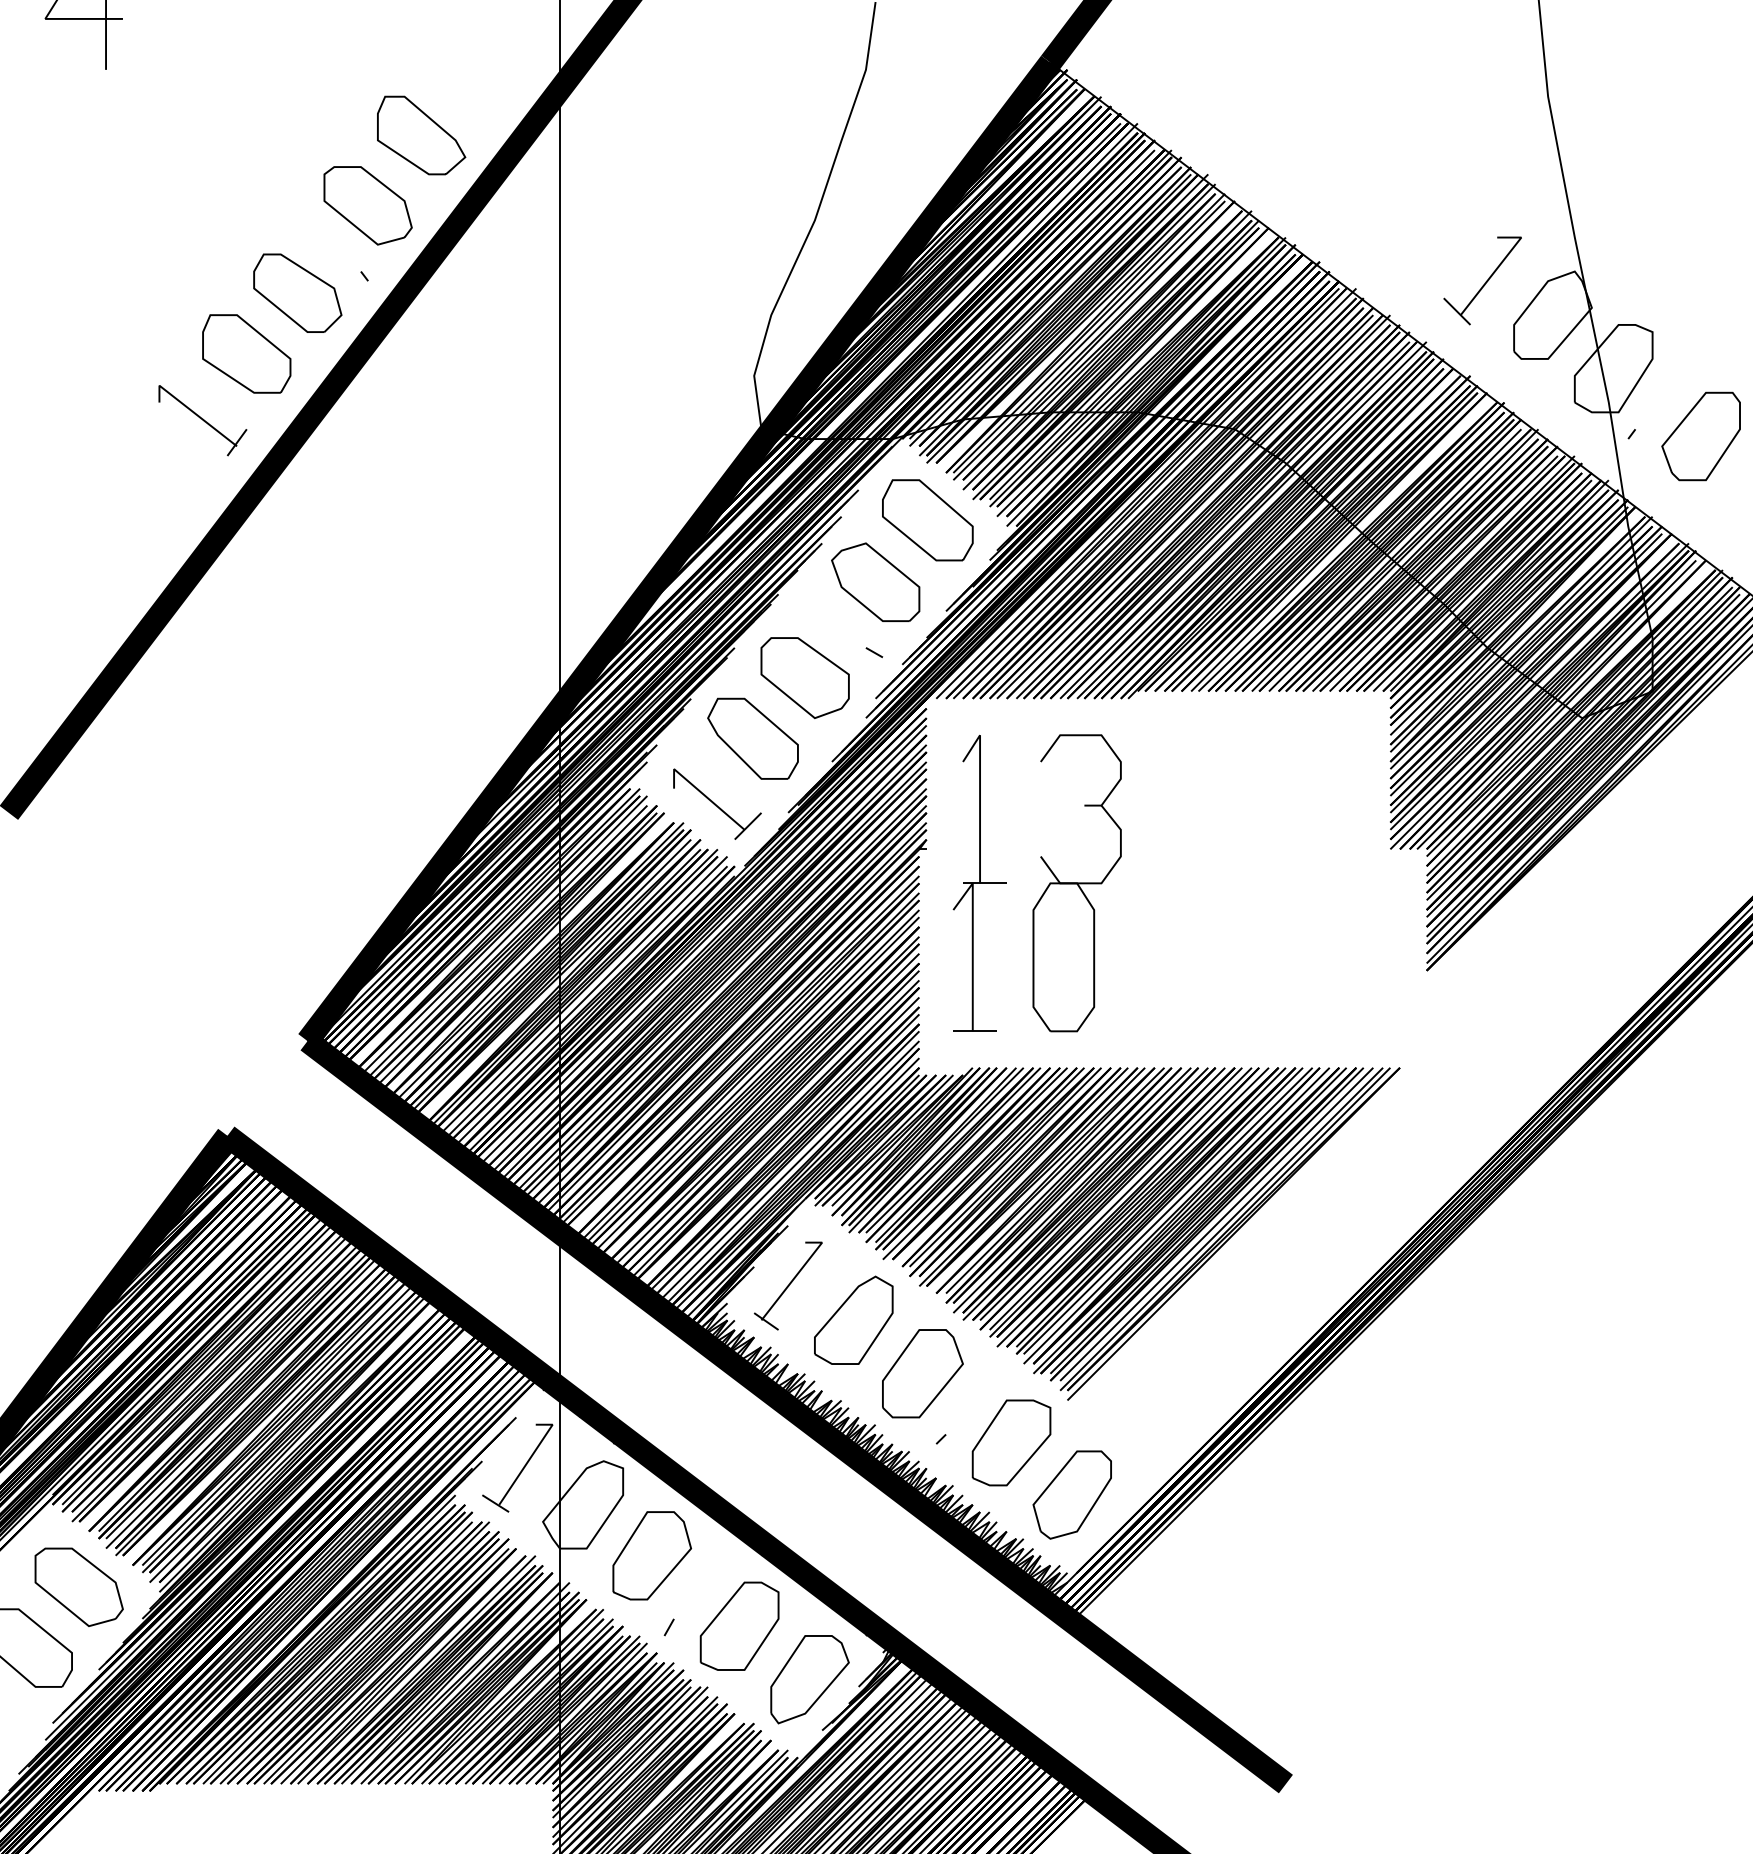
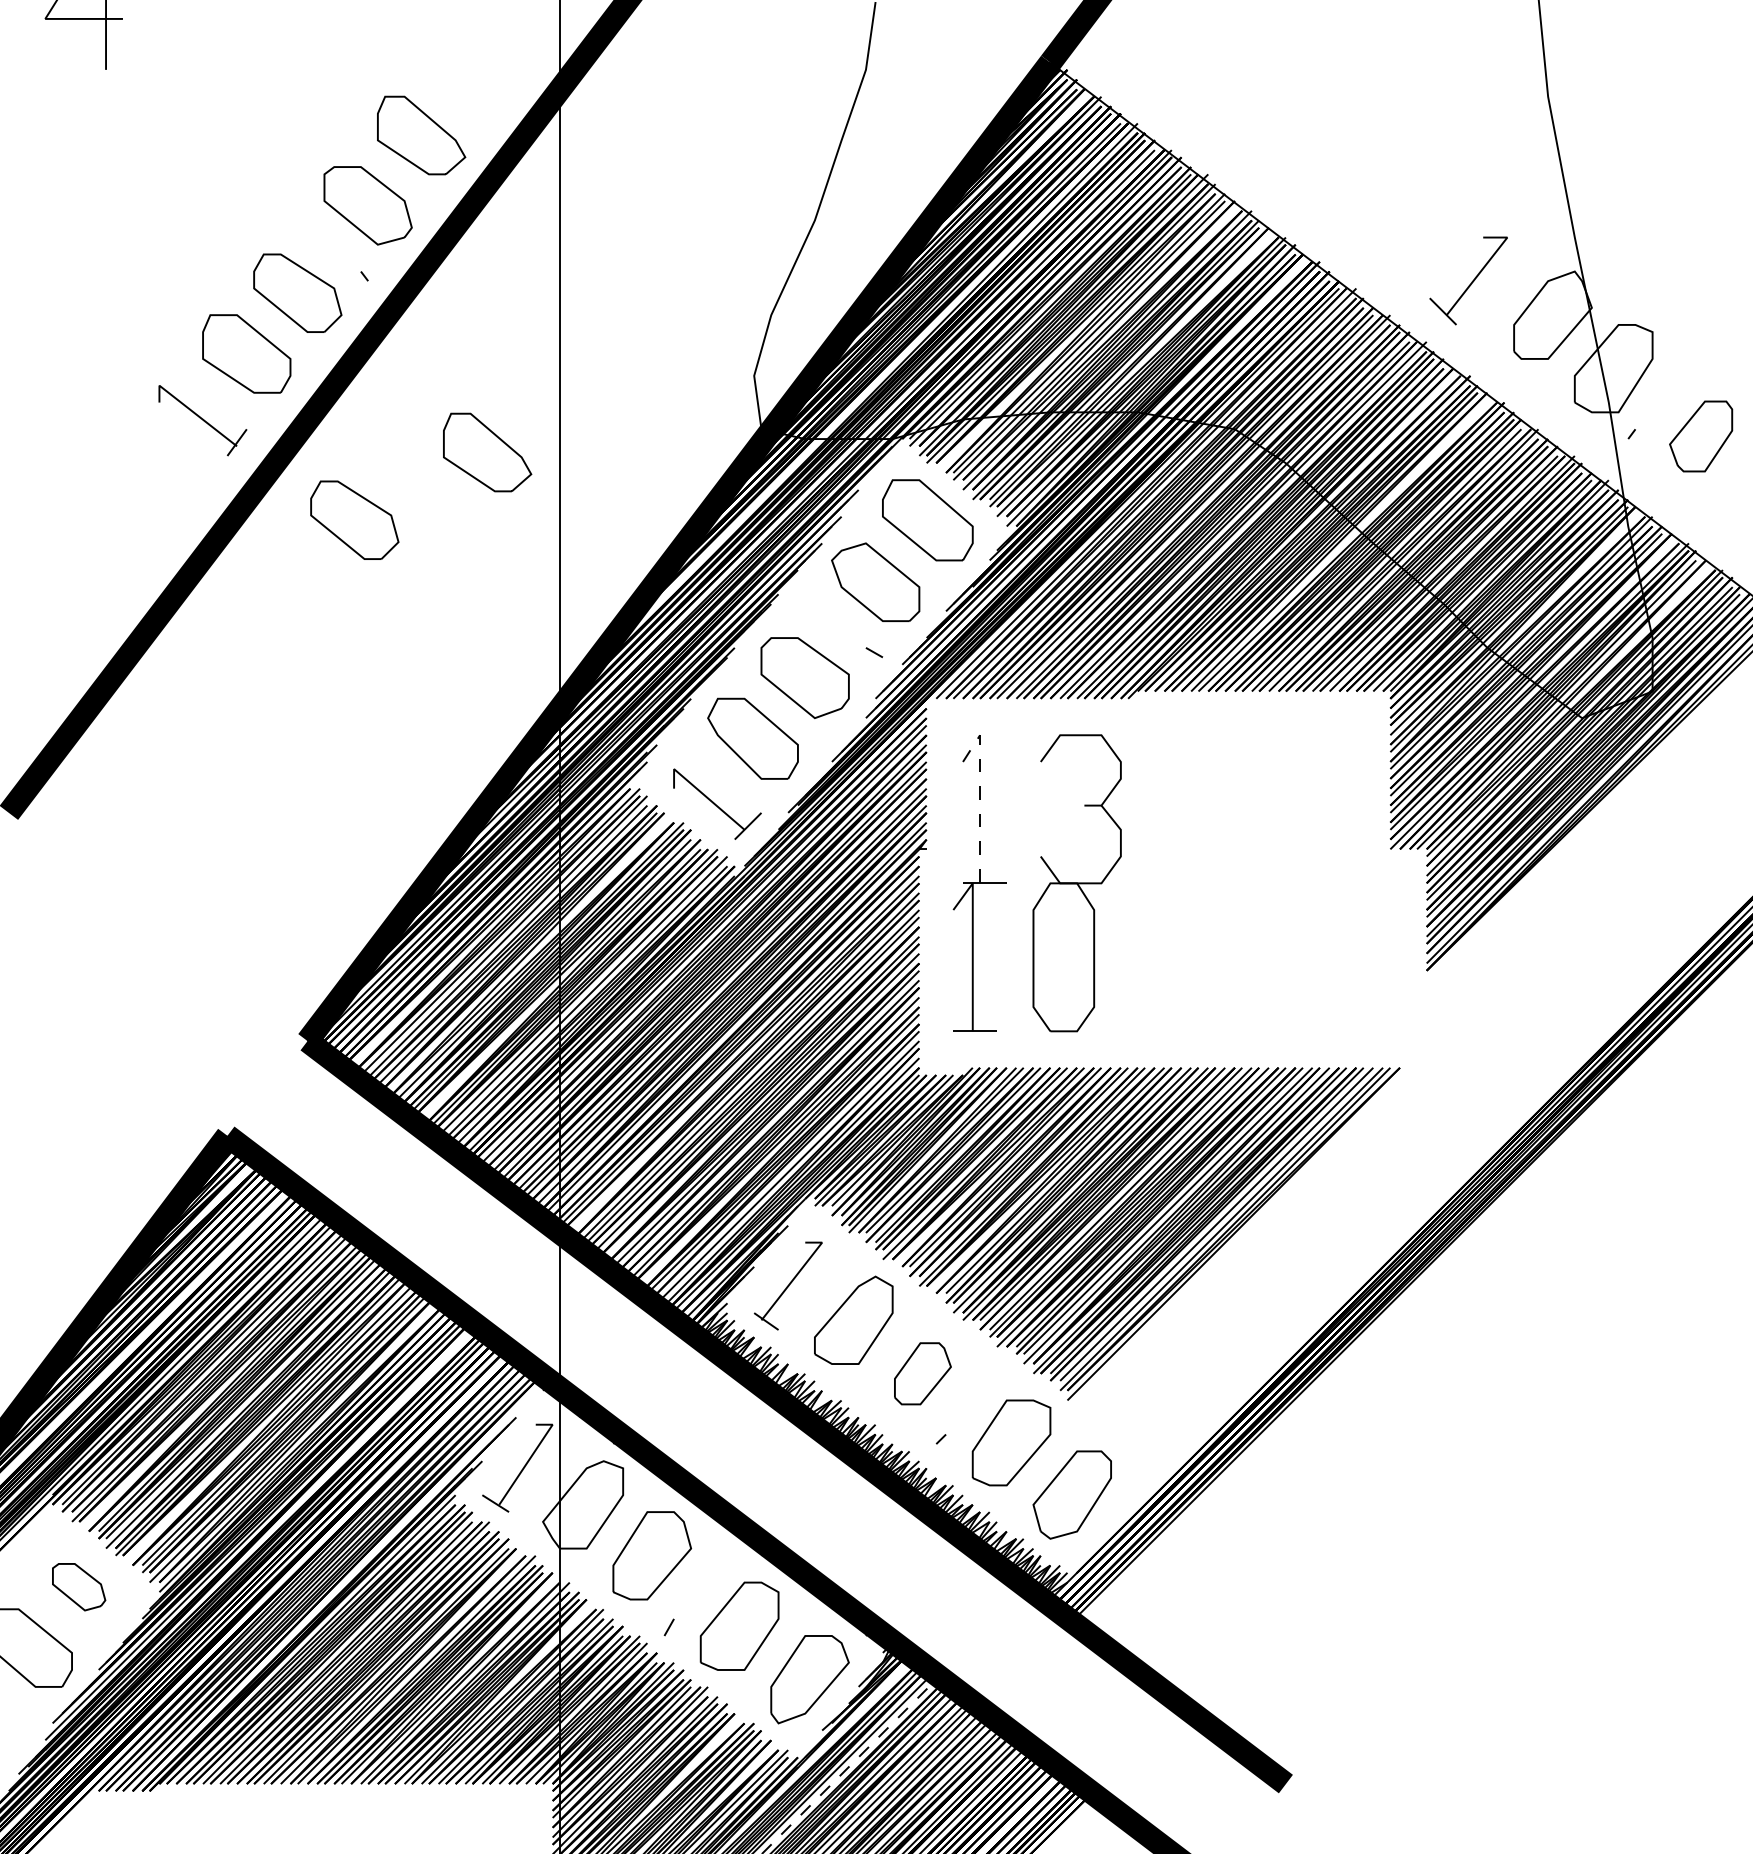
part position: (1482, 280) -> (1468, 280) (1468, 280)
part size: 80x91 px -> 65x73 px (1701, 436)
part: none -> present (487, 452)
part: none -> present (354, 519)
line: solid -> dashed (980, 792)
part size: 82x90 px -> 58x64 px (922, 1373)
part size: 90x80 px -> 55x49 px (79, 1587)
line: solid -> dashed (849, 1766)
